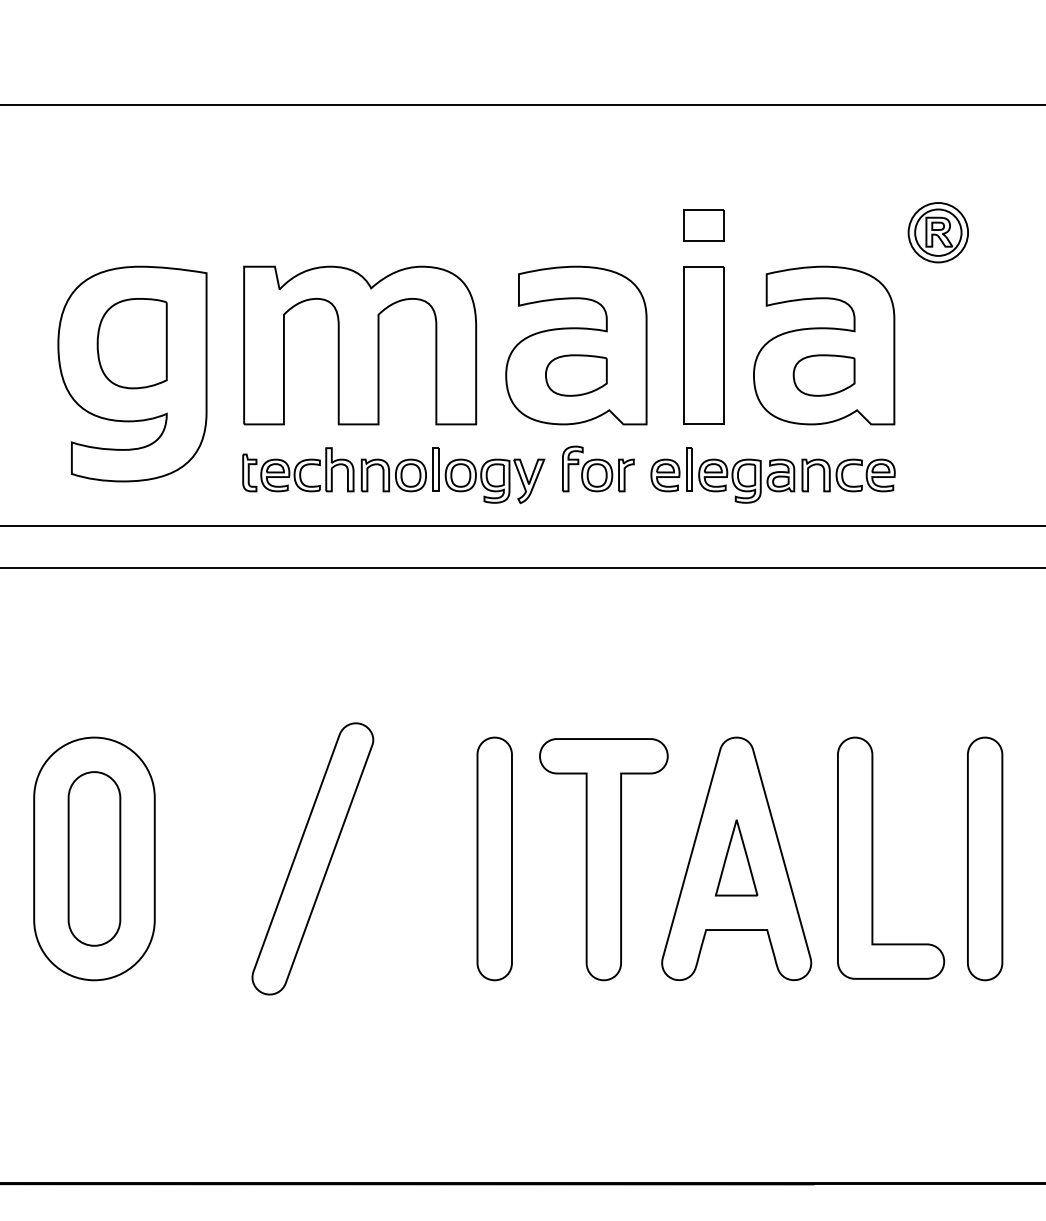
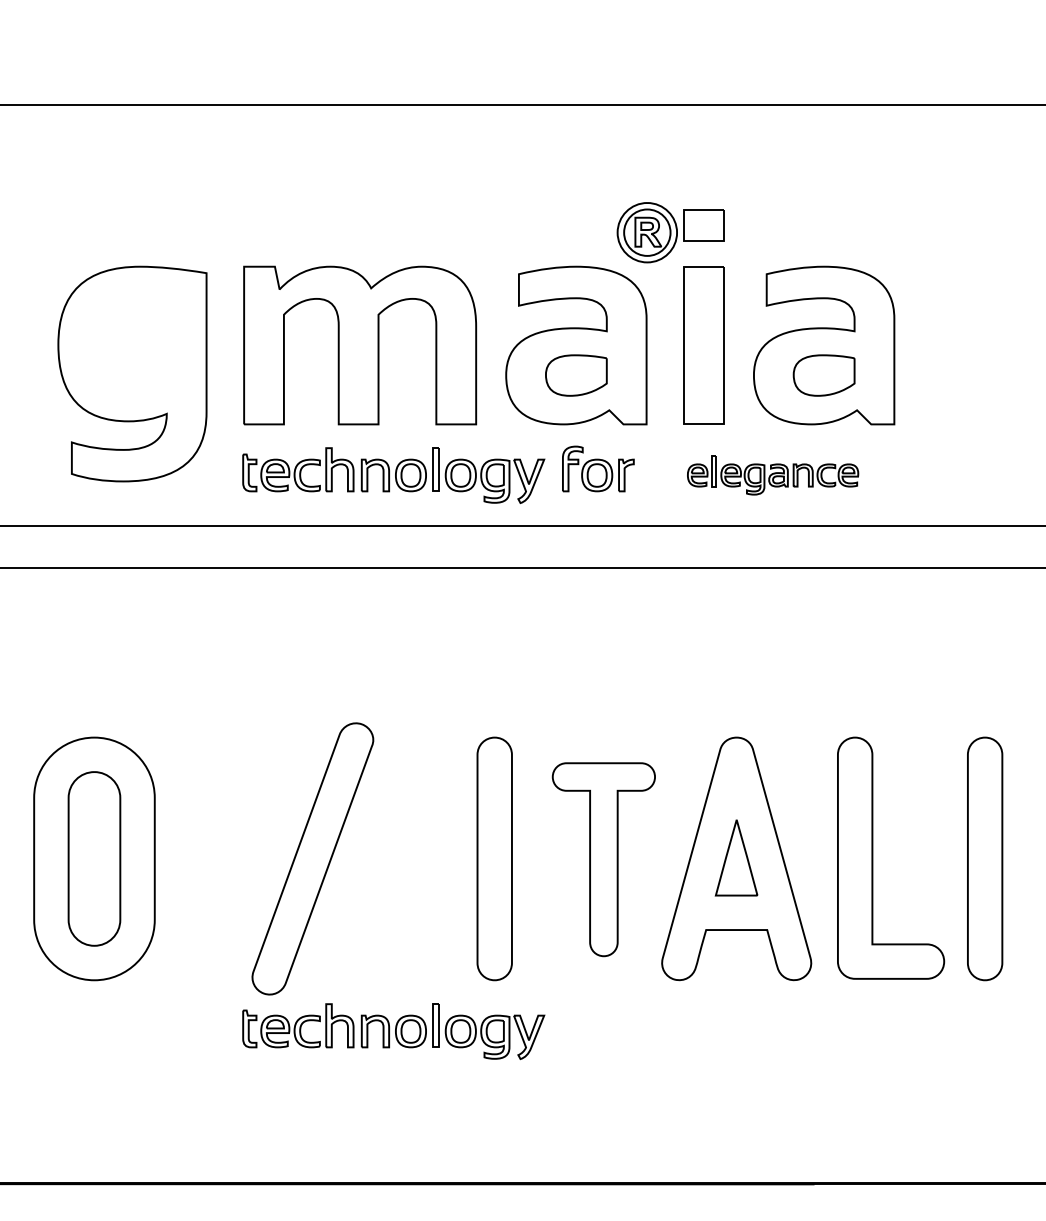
part position: (937, 232) -> (646, 232) (646, 232)
part: present -> none (131, 343)
part size: 246x57 px -> 173x41 px (773, 475)
part size: 130x244 px -> 105x196 px (603, 859)
part: none -> present (393, 1031)
